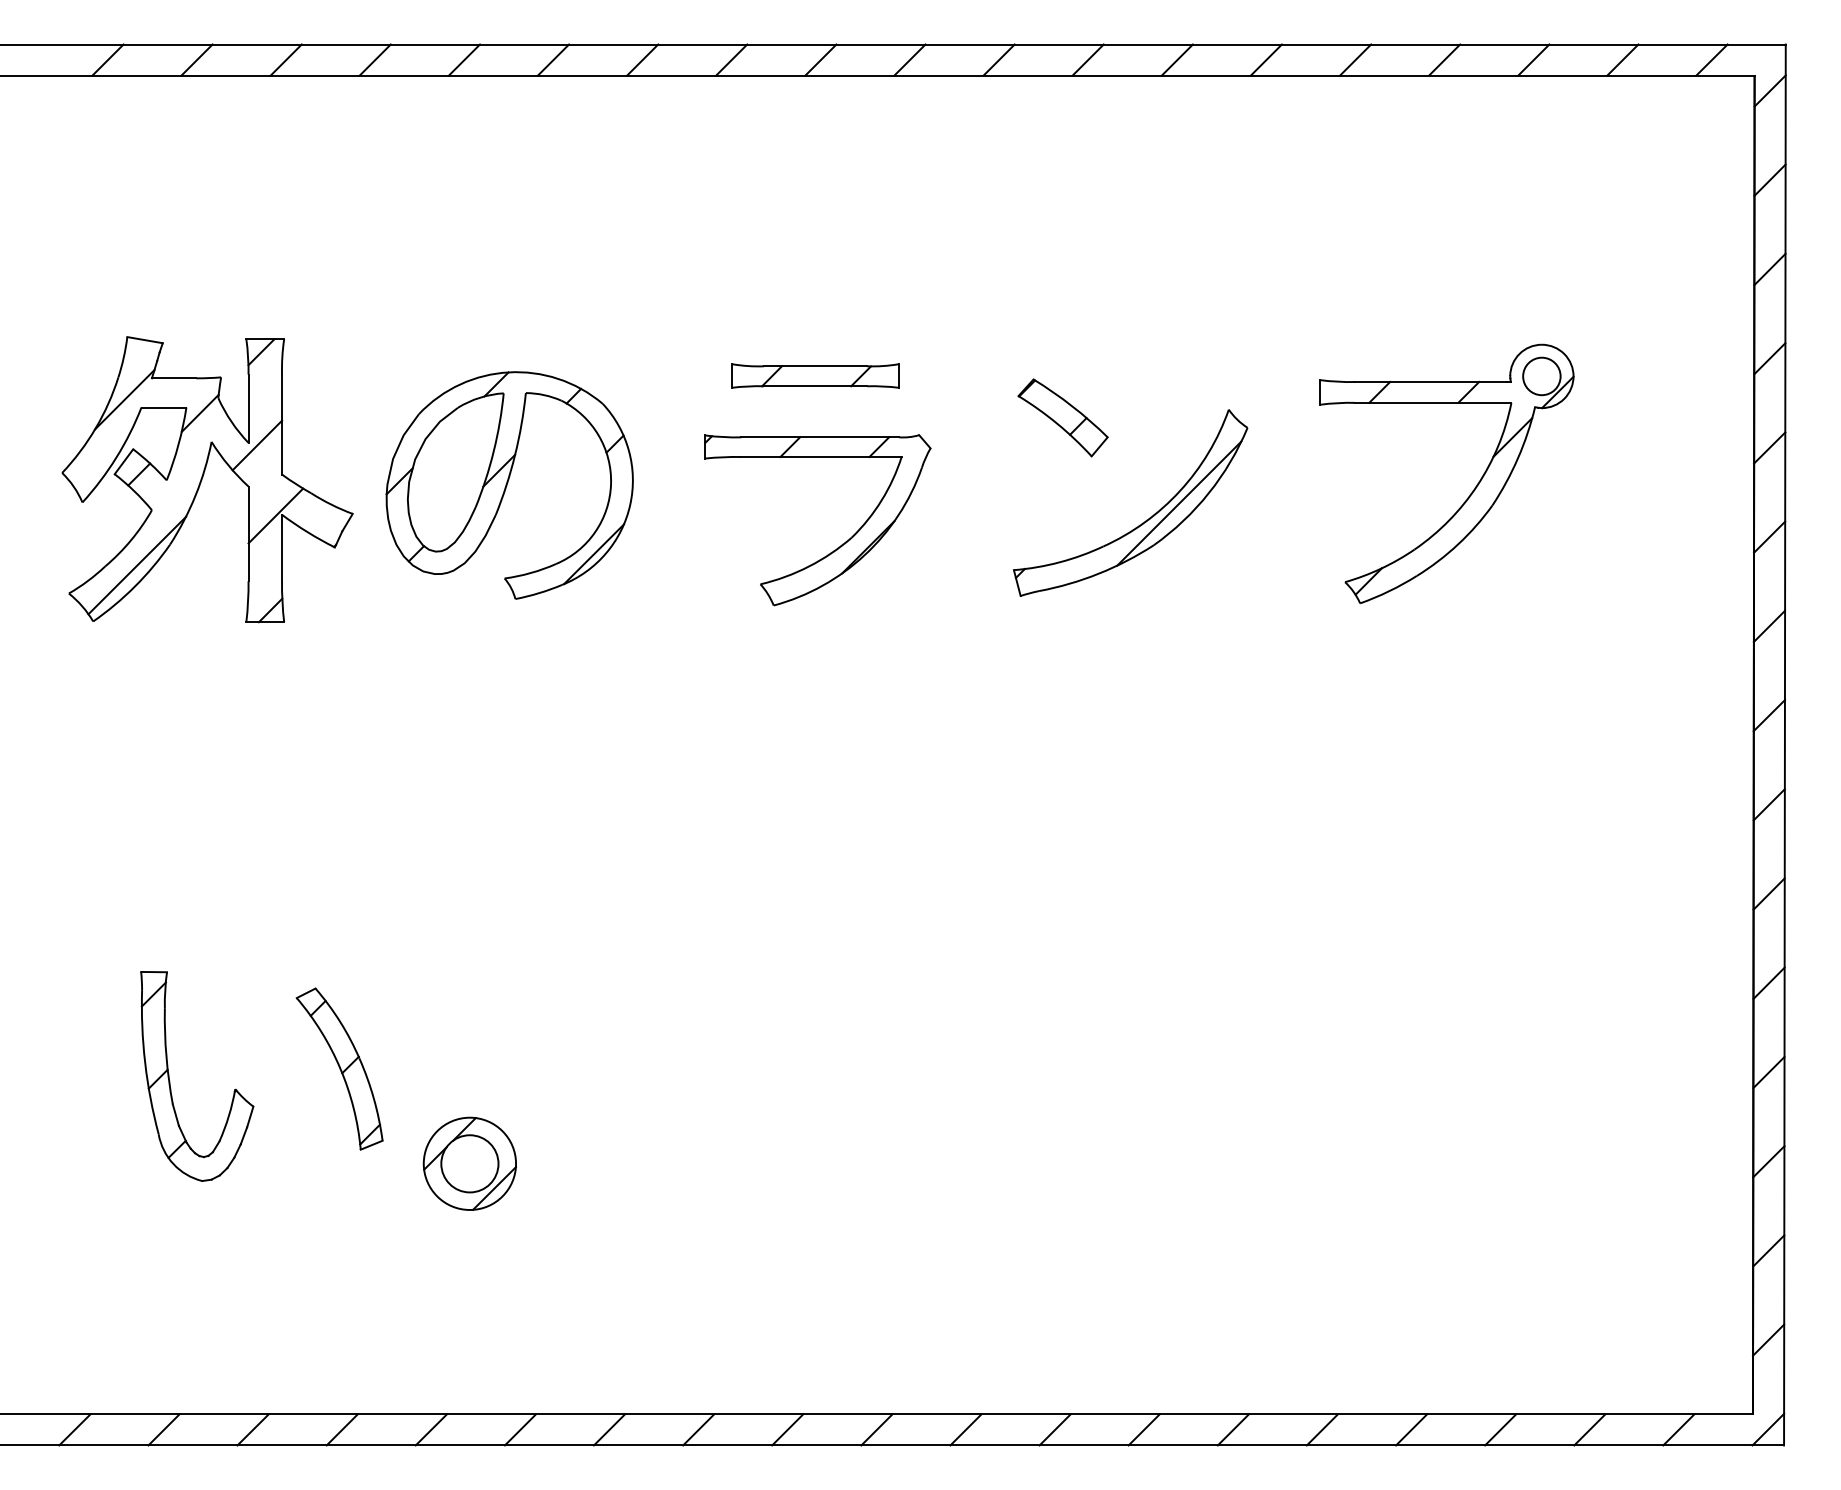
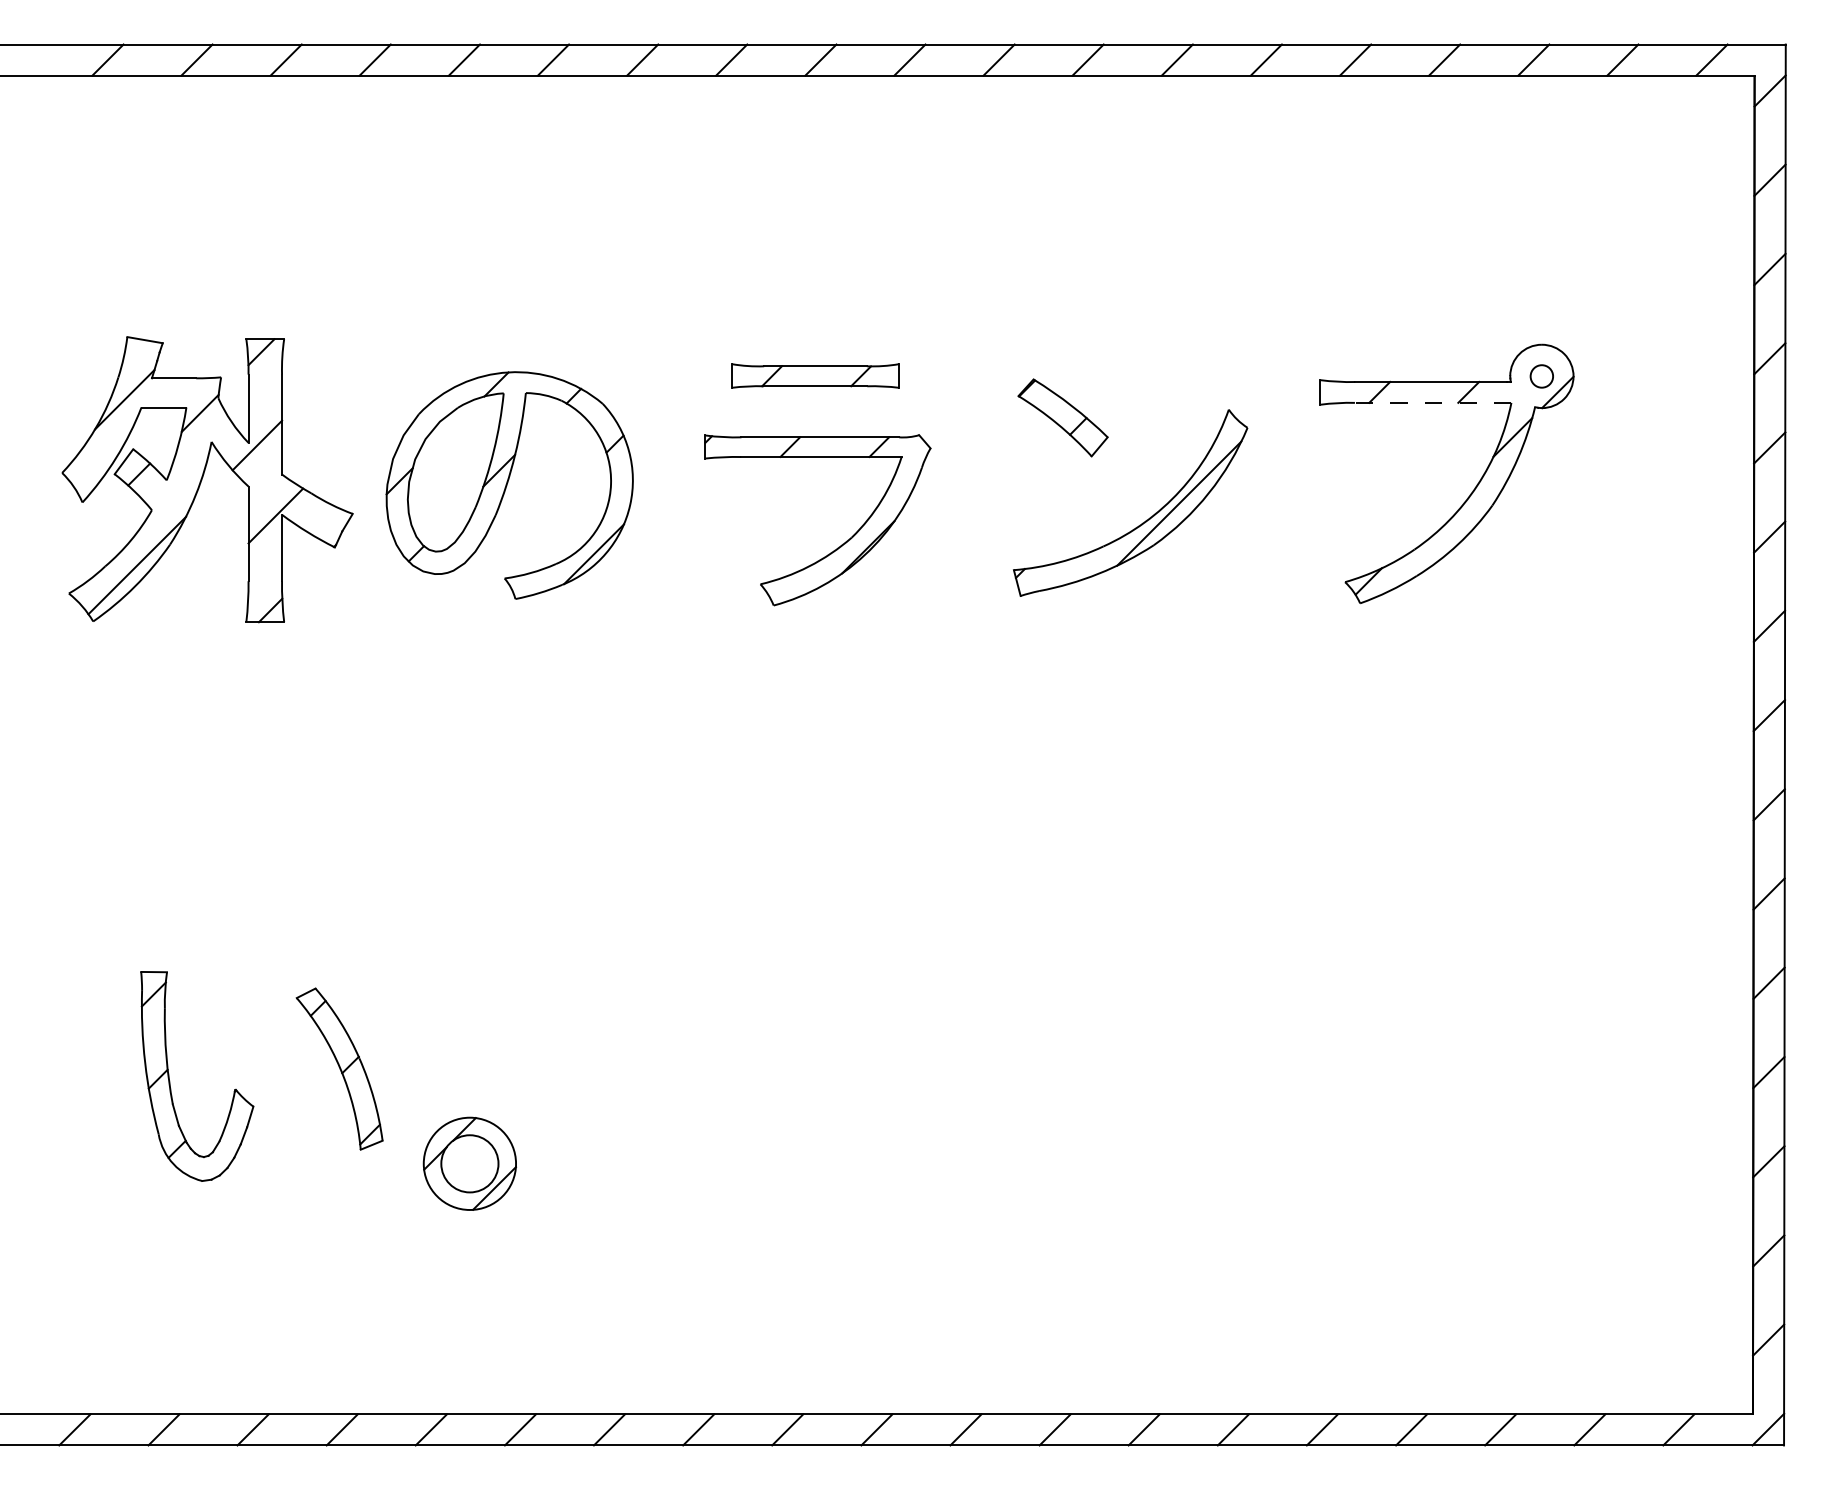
circle diameter: 37 px -> 22 px (1541, 376)
line: solid -> dashed (1432, 402)
